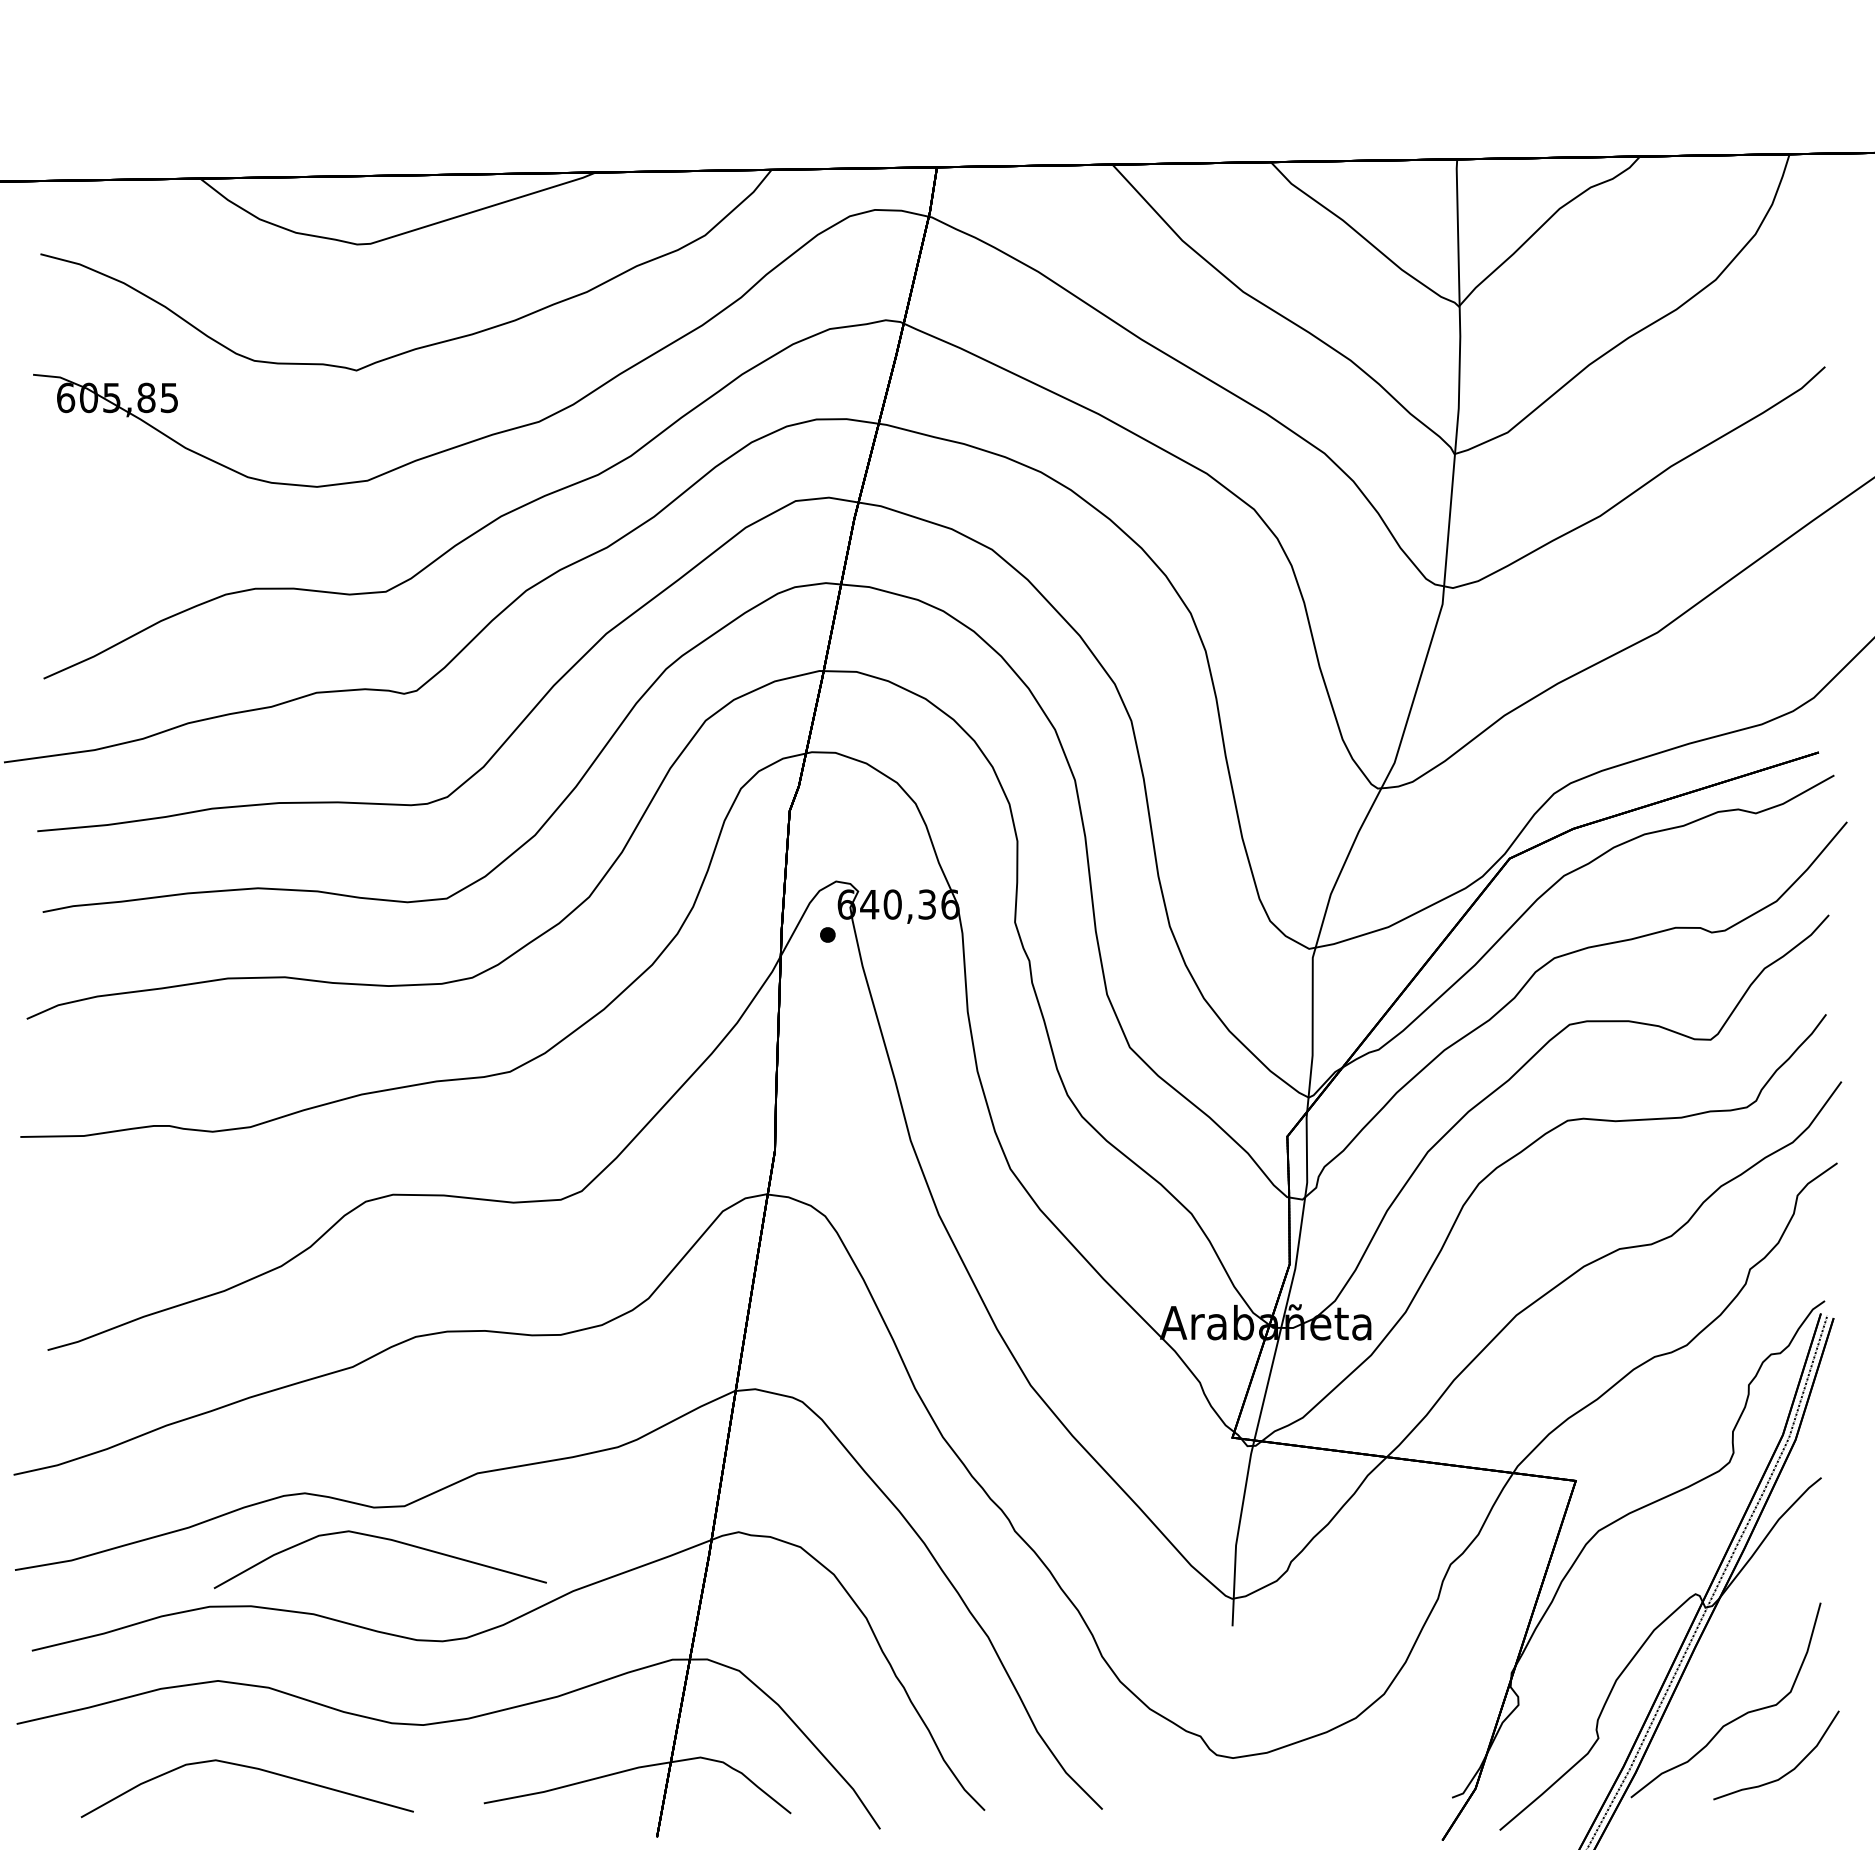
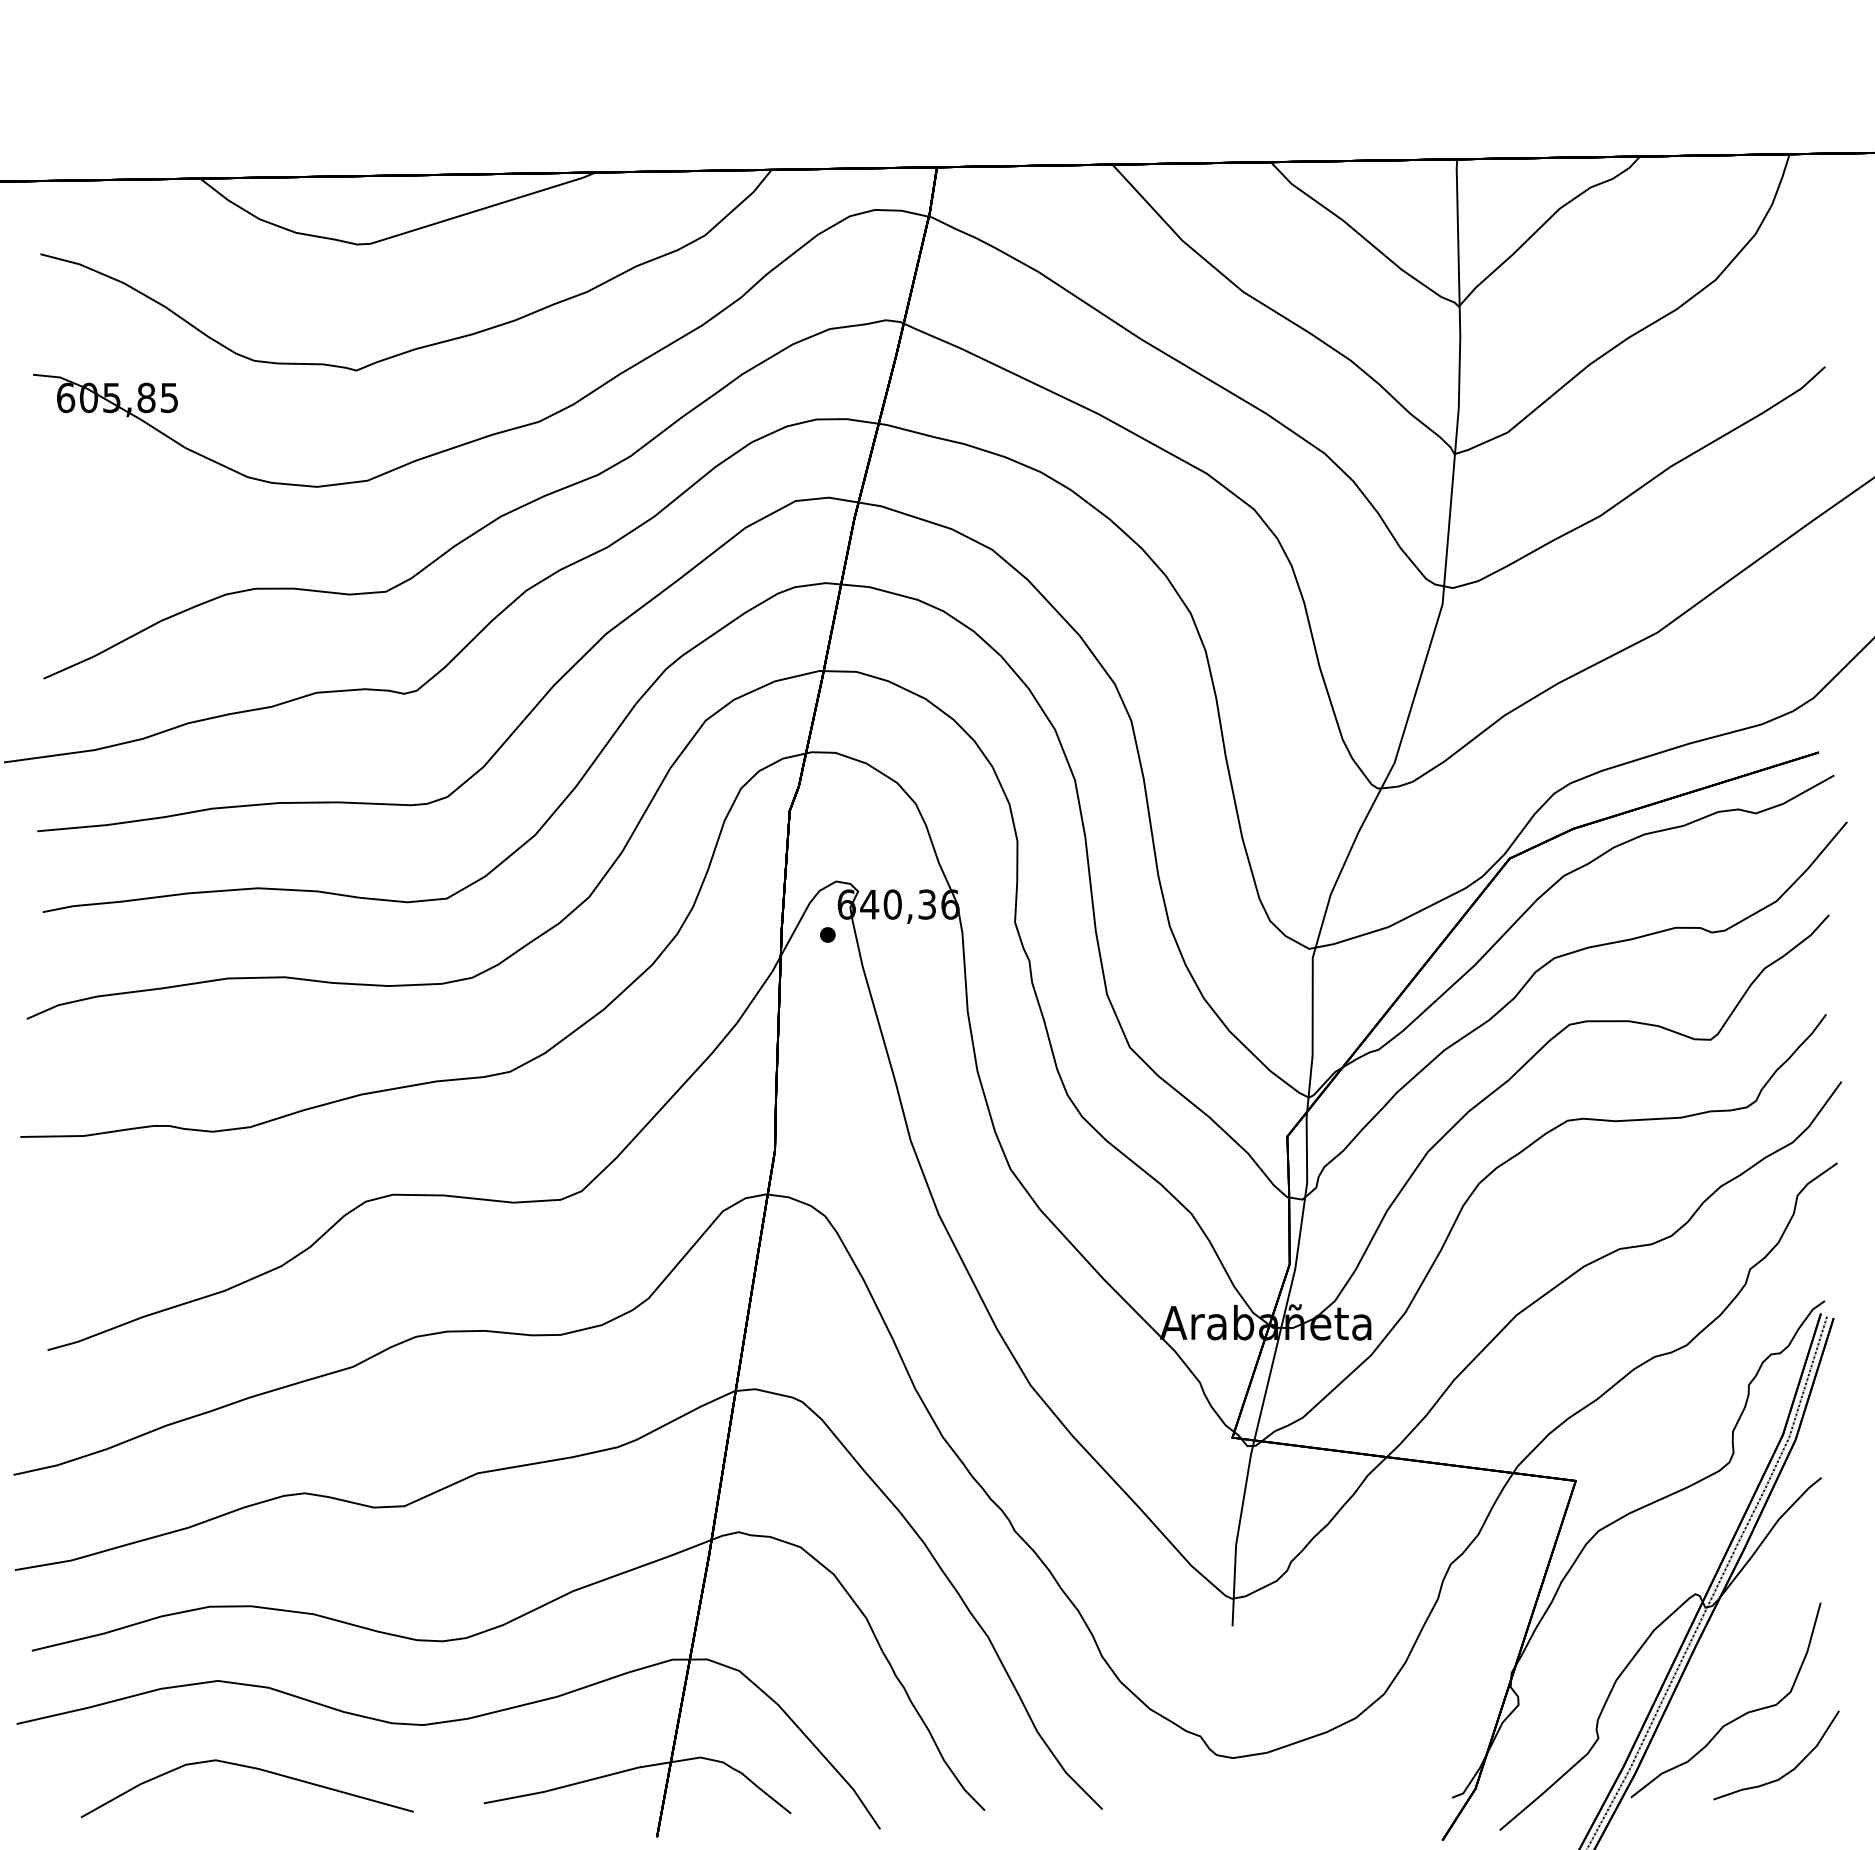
curve: present -> none (383, 1539)
